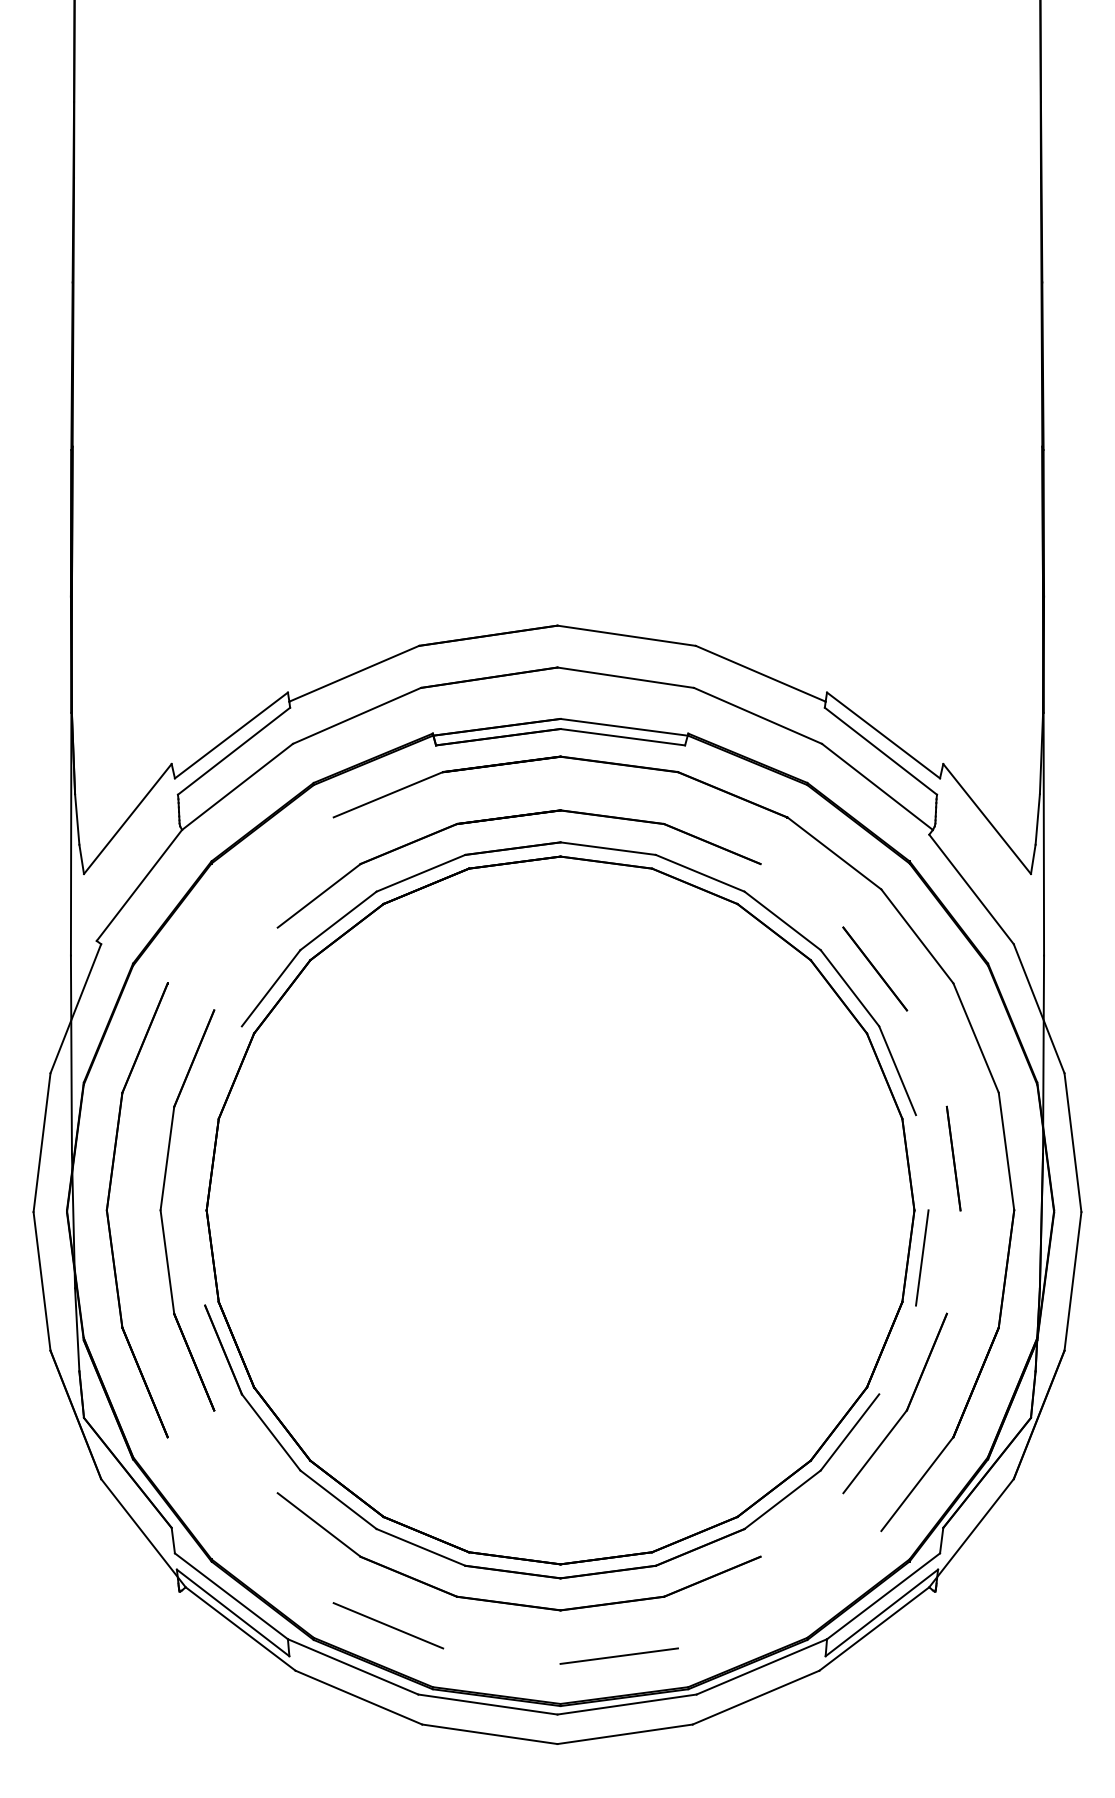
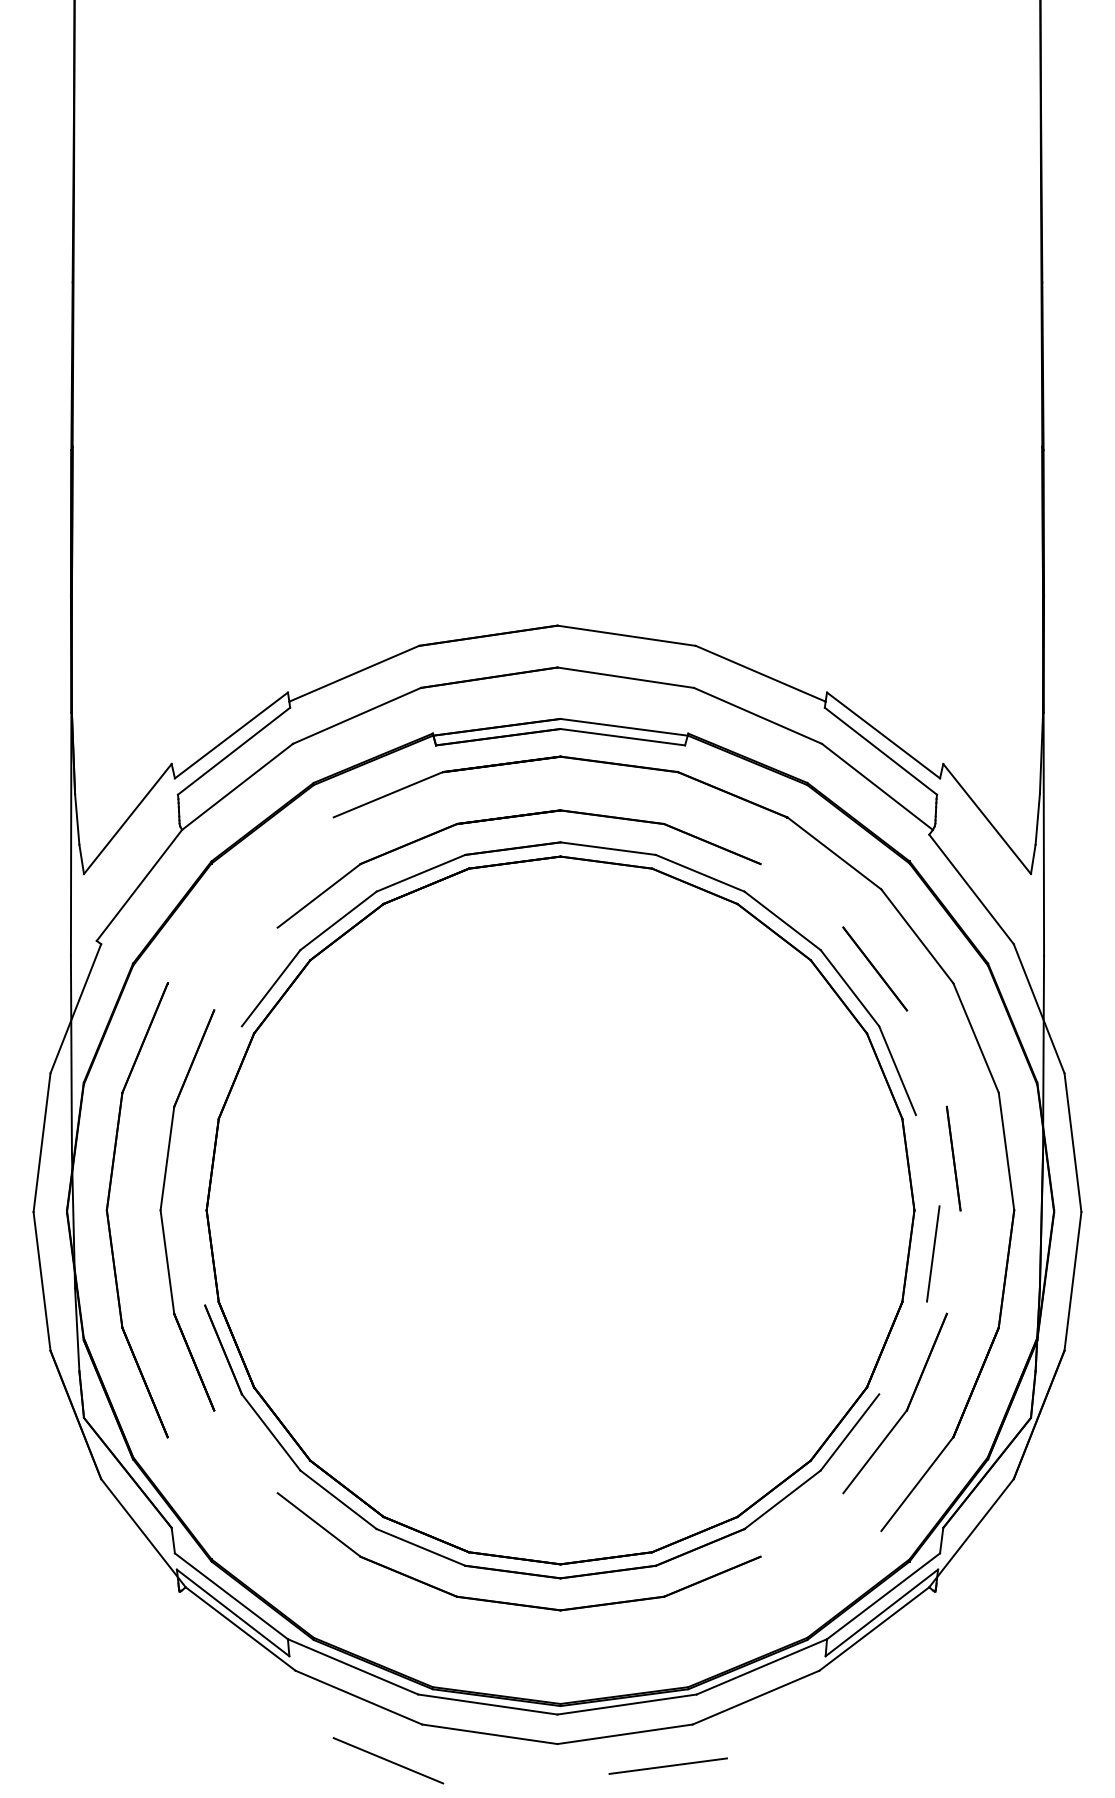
line position: (922, 1257) -> (933, 1253) (933, 1253)
line position: (388, 1625) -> (388, 1760) (388, 1760)
line position: (618, 1655) -> (667, 1765) (667, 1765)
